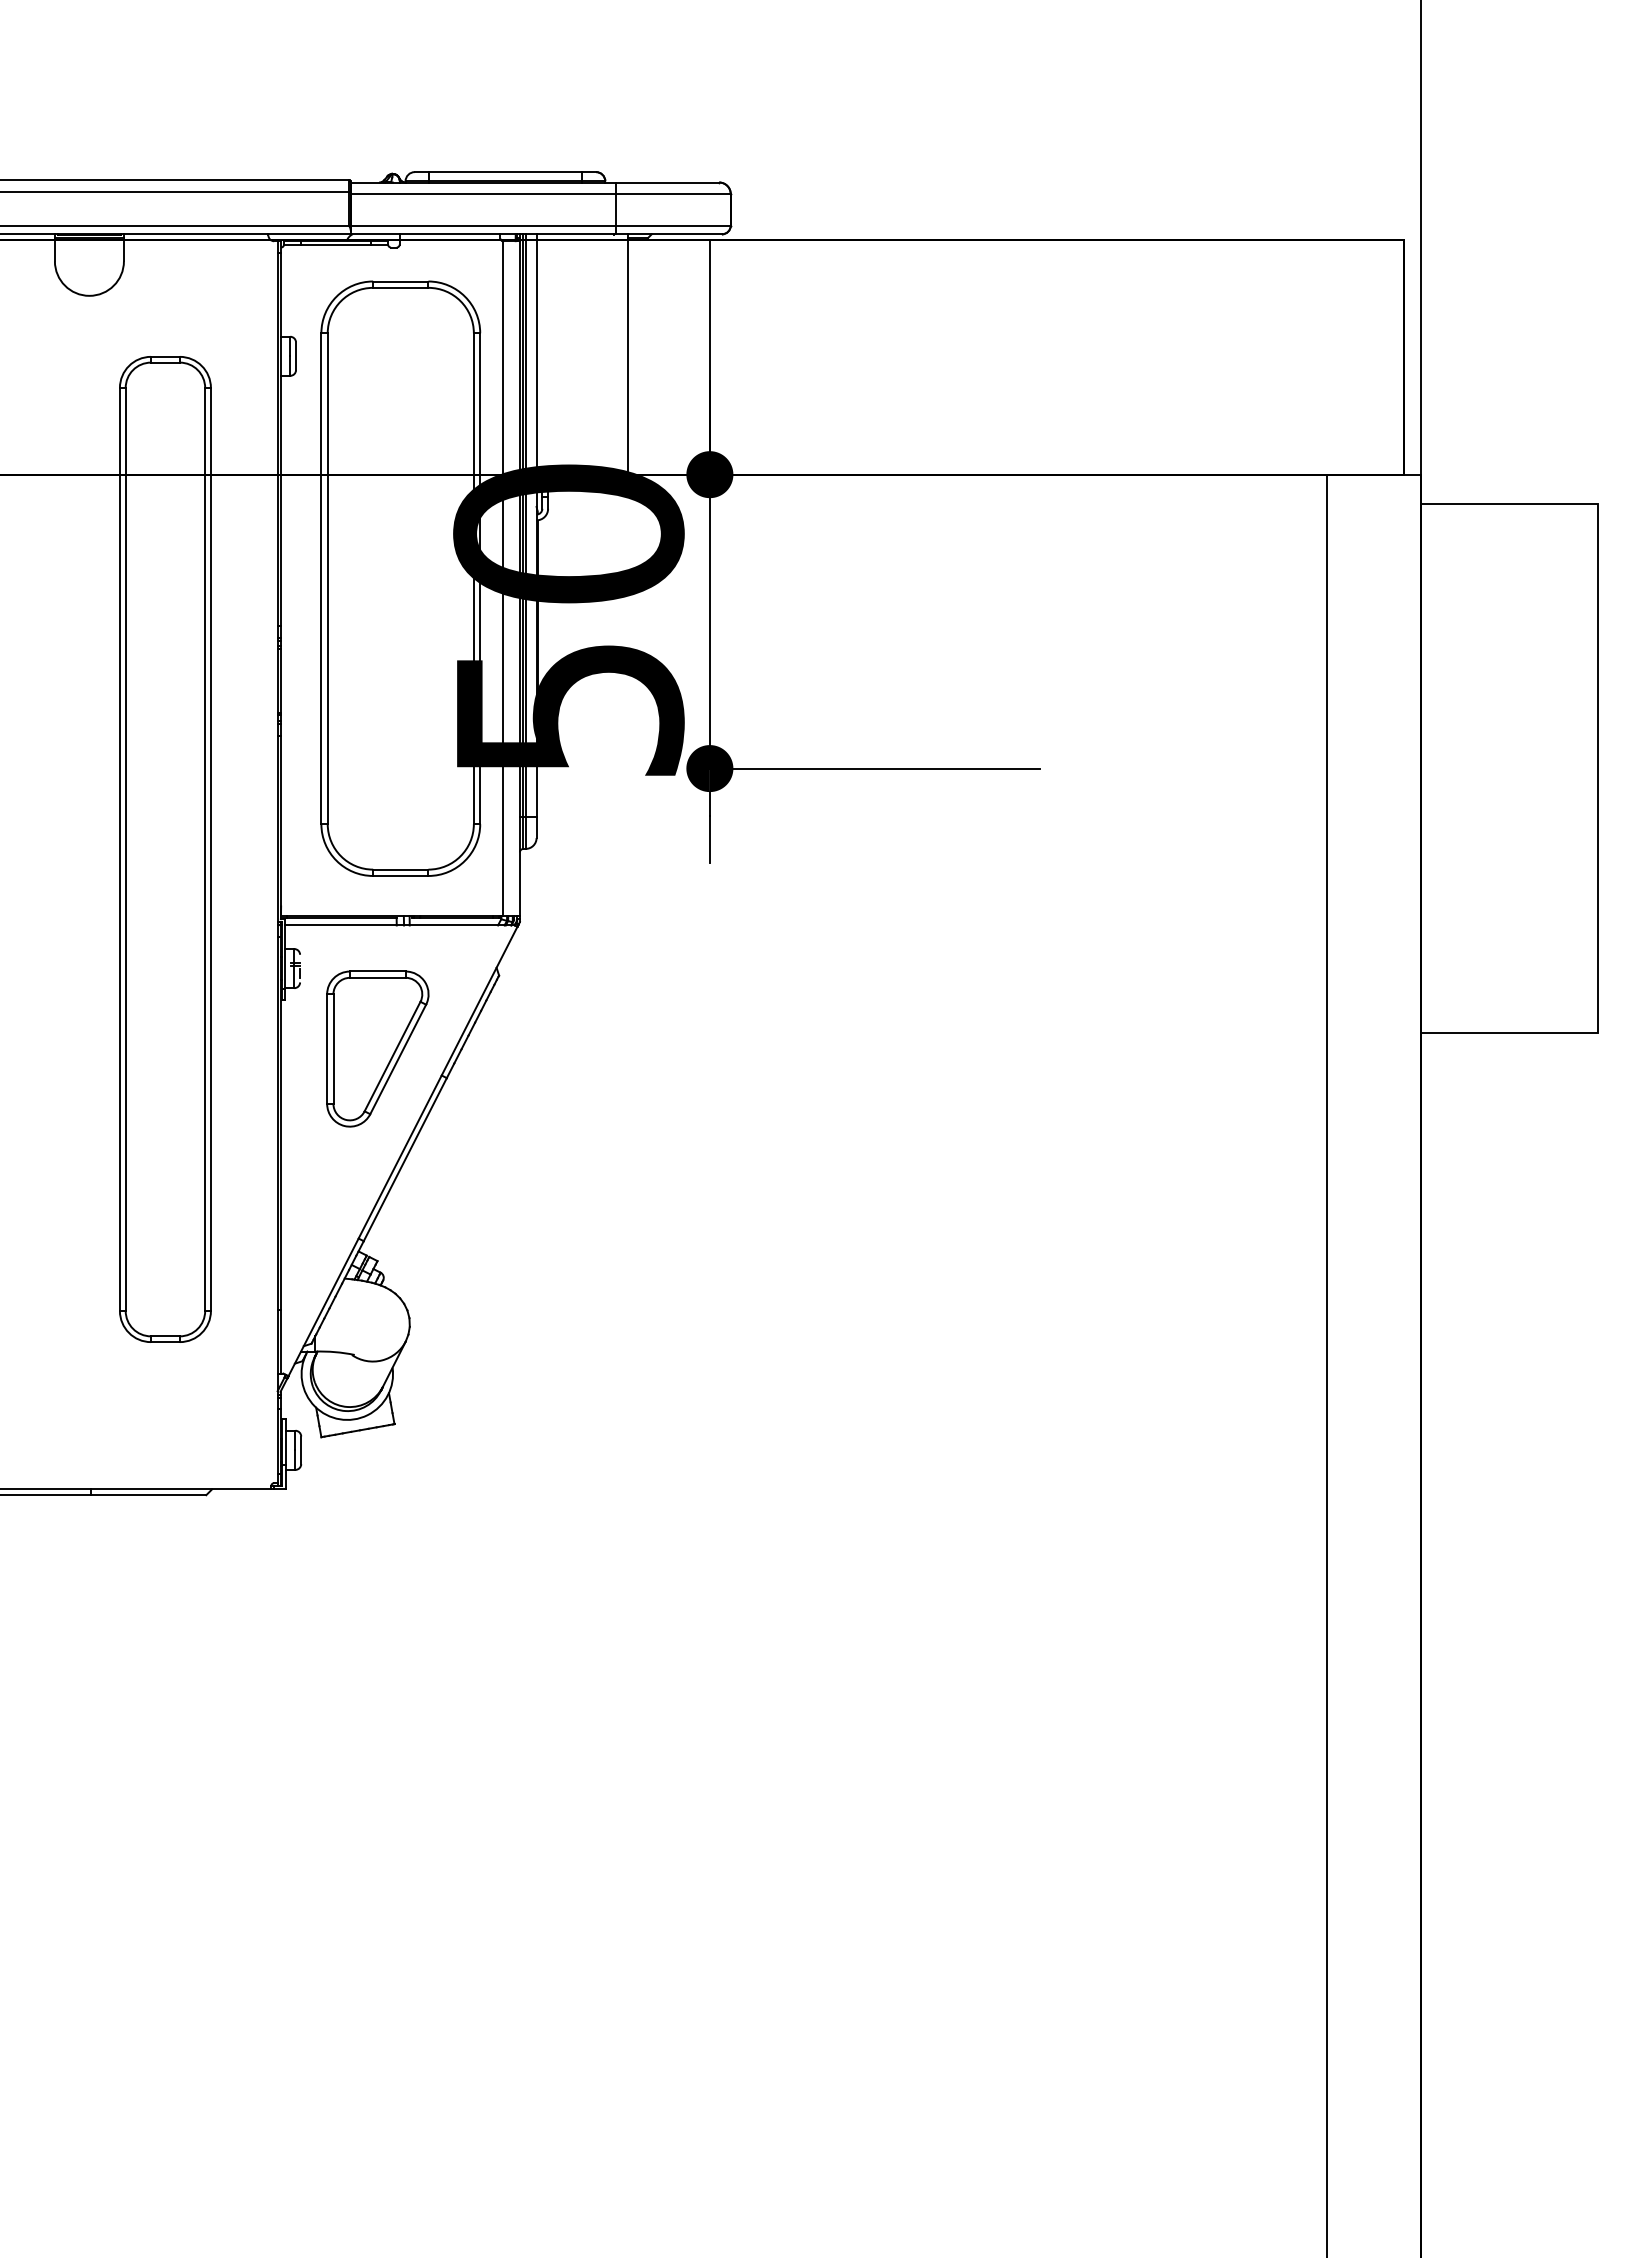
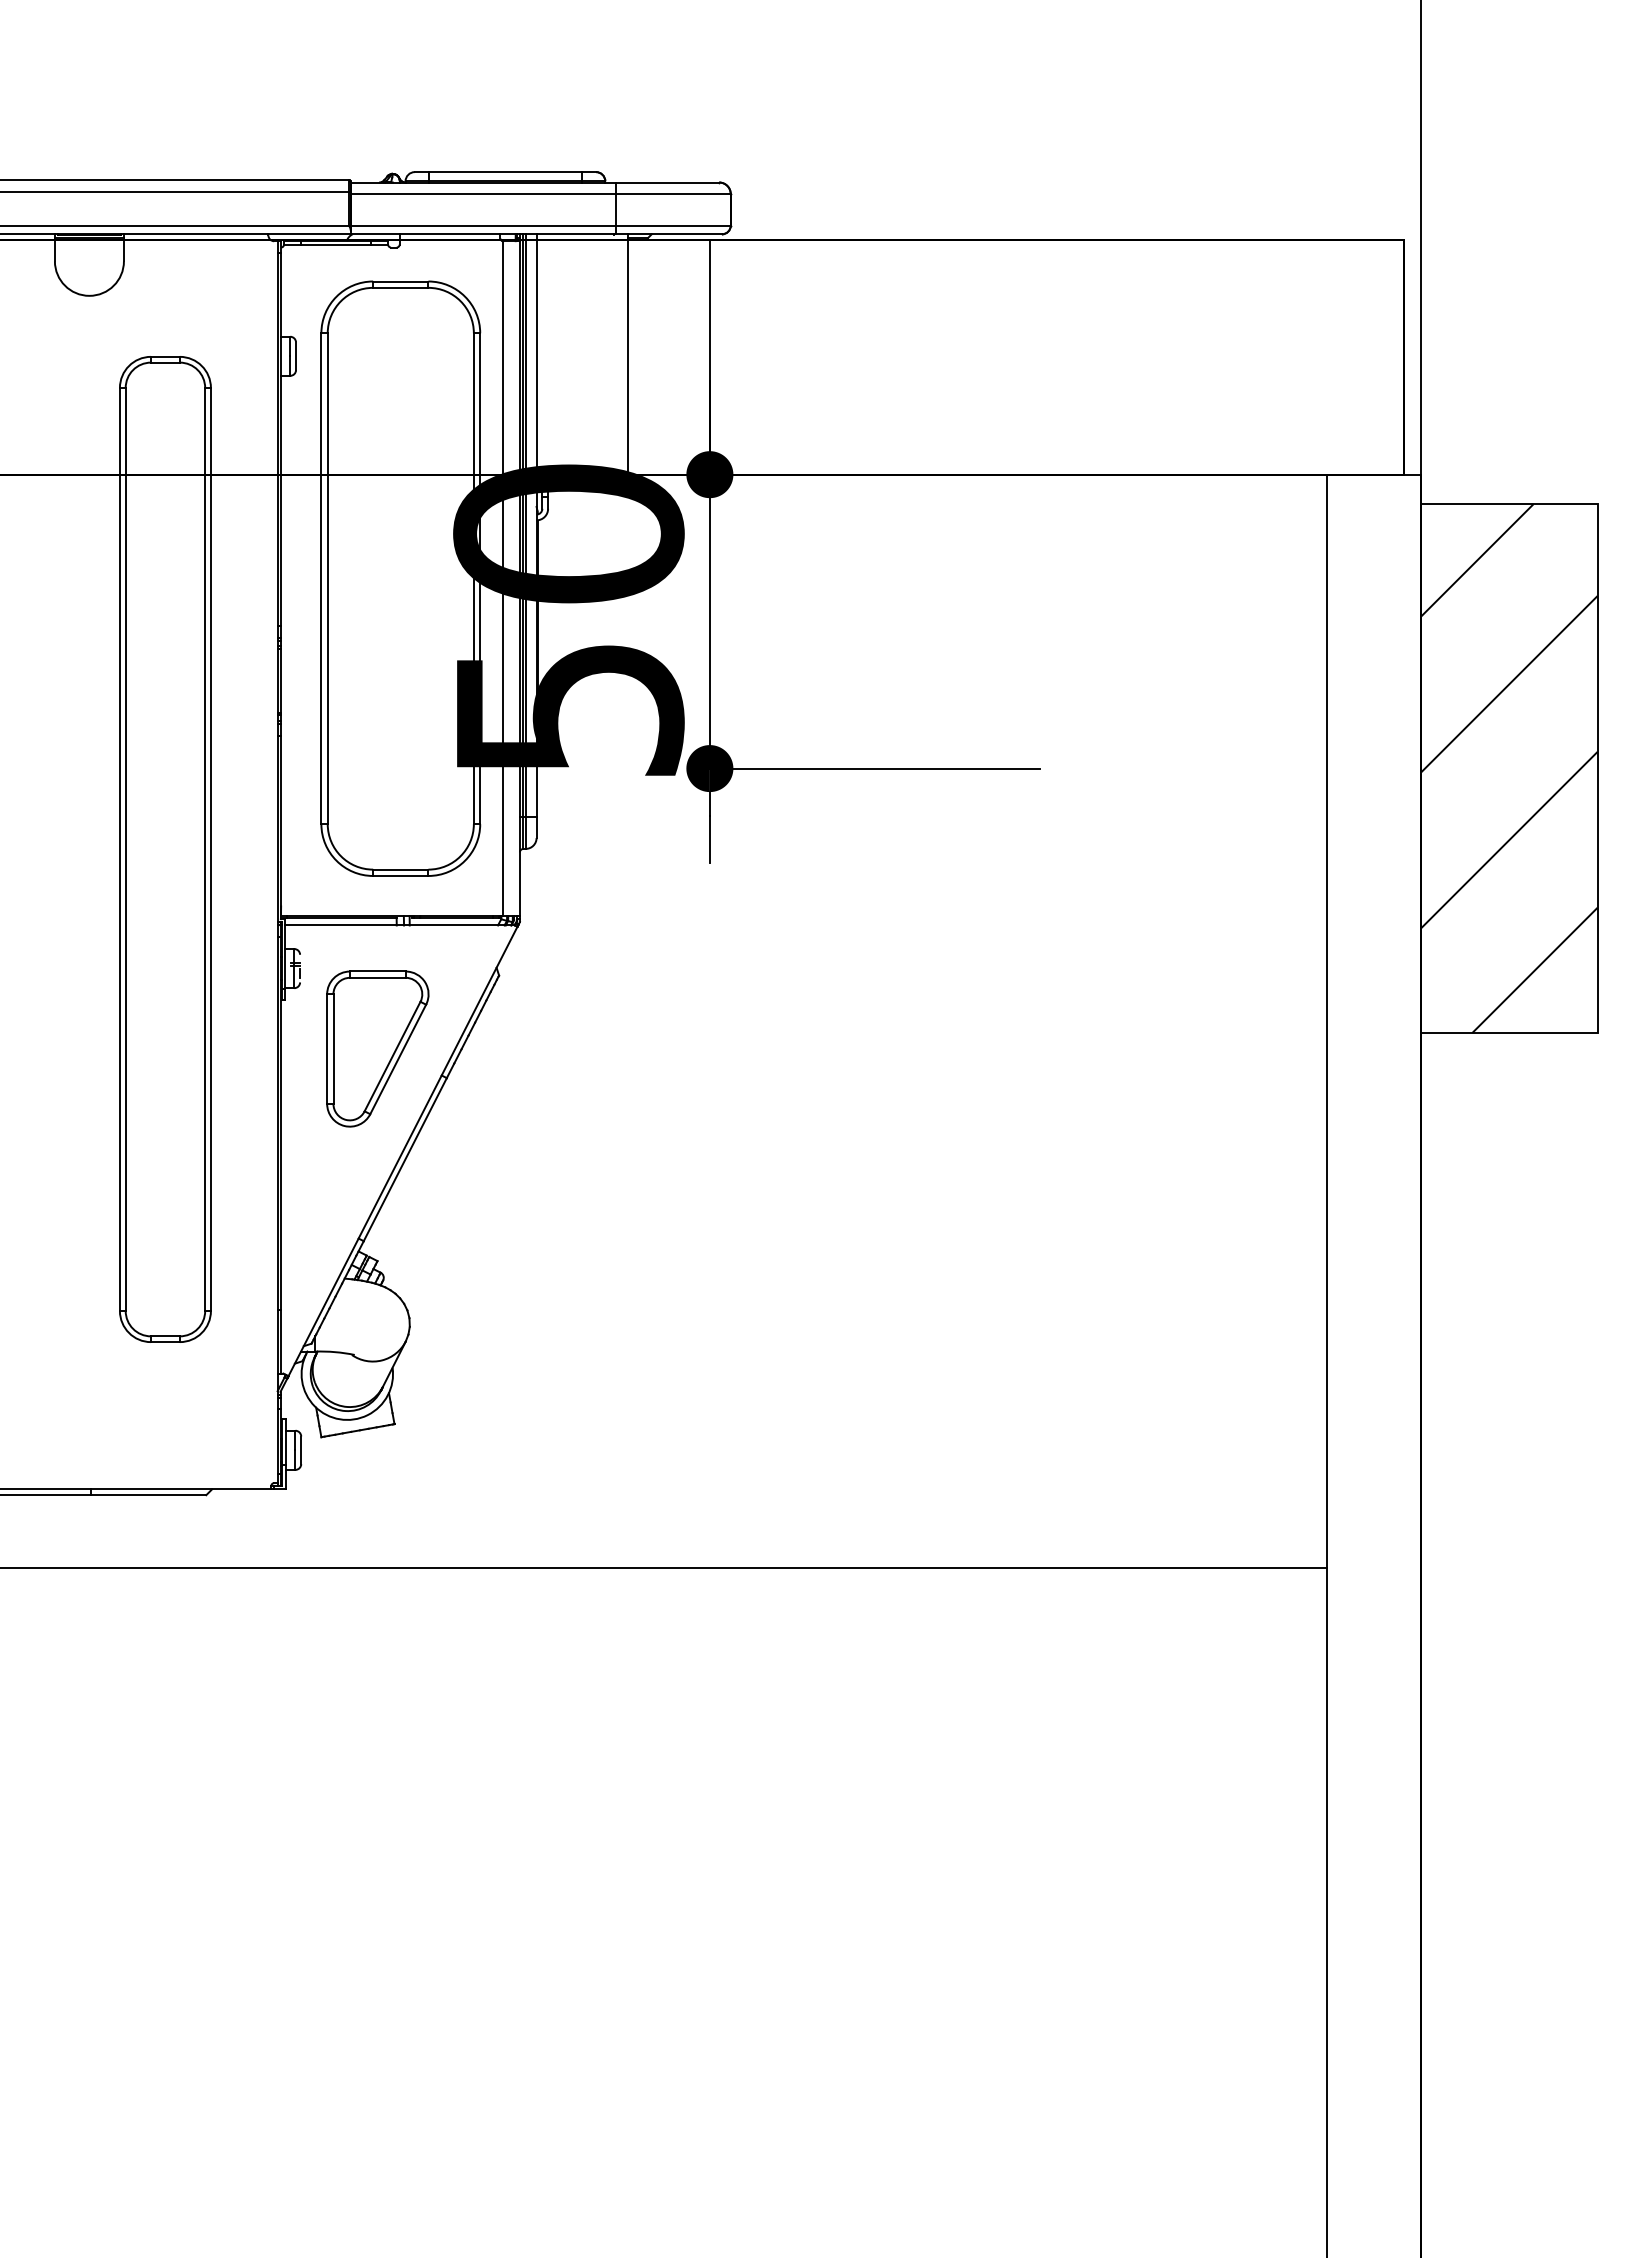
hatch: none -> present (1509, 768)
line: none -> present (664, 1568)
